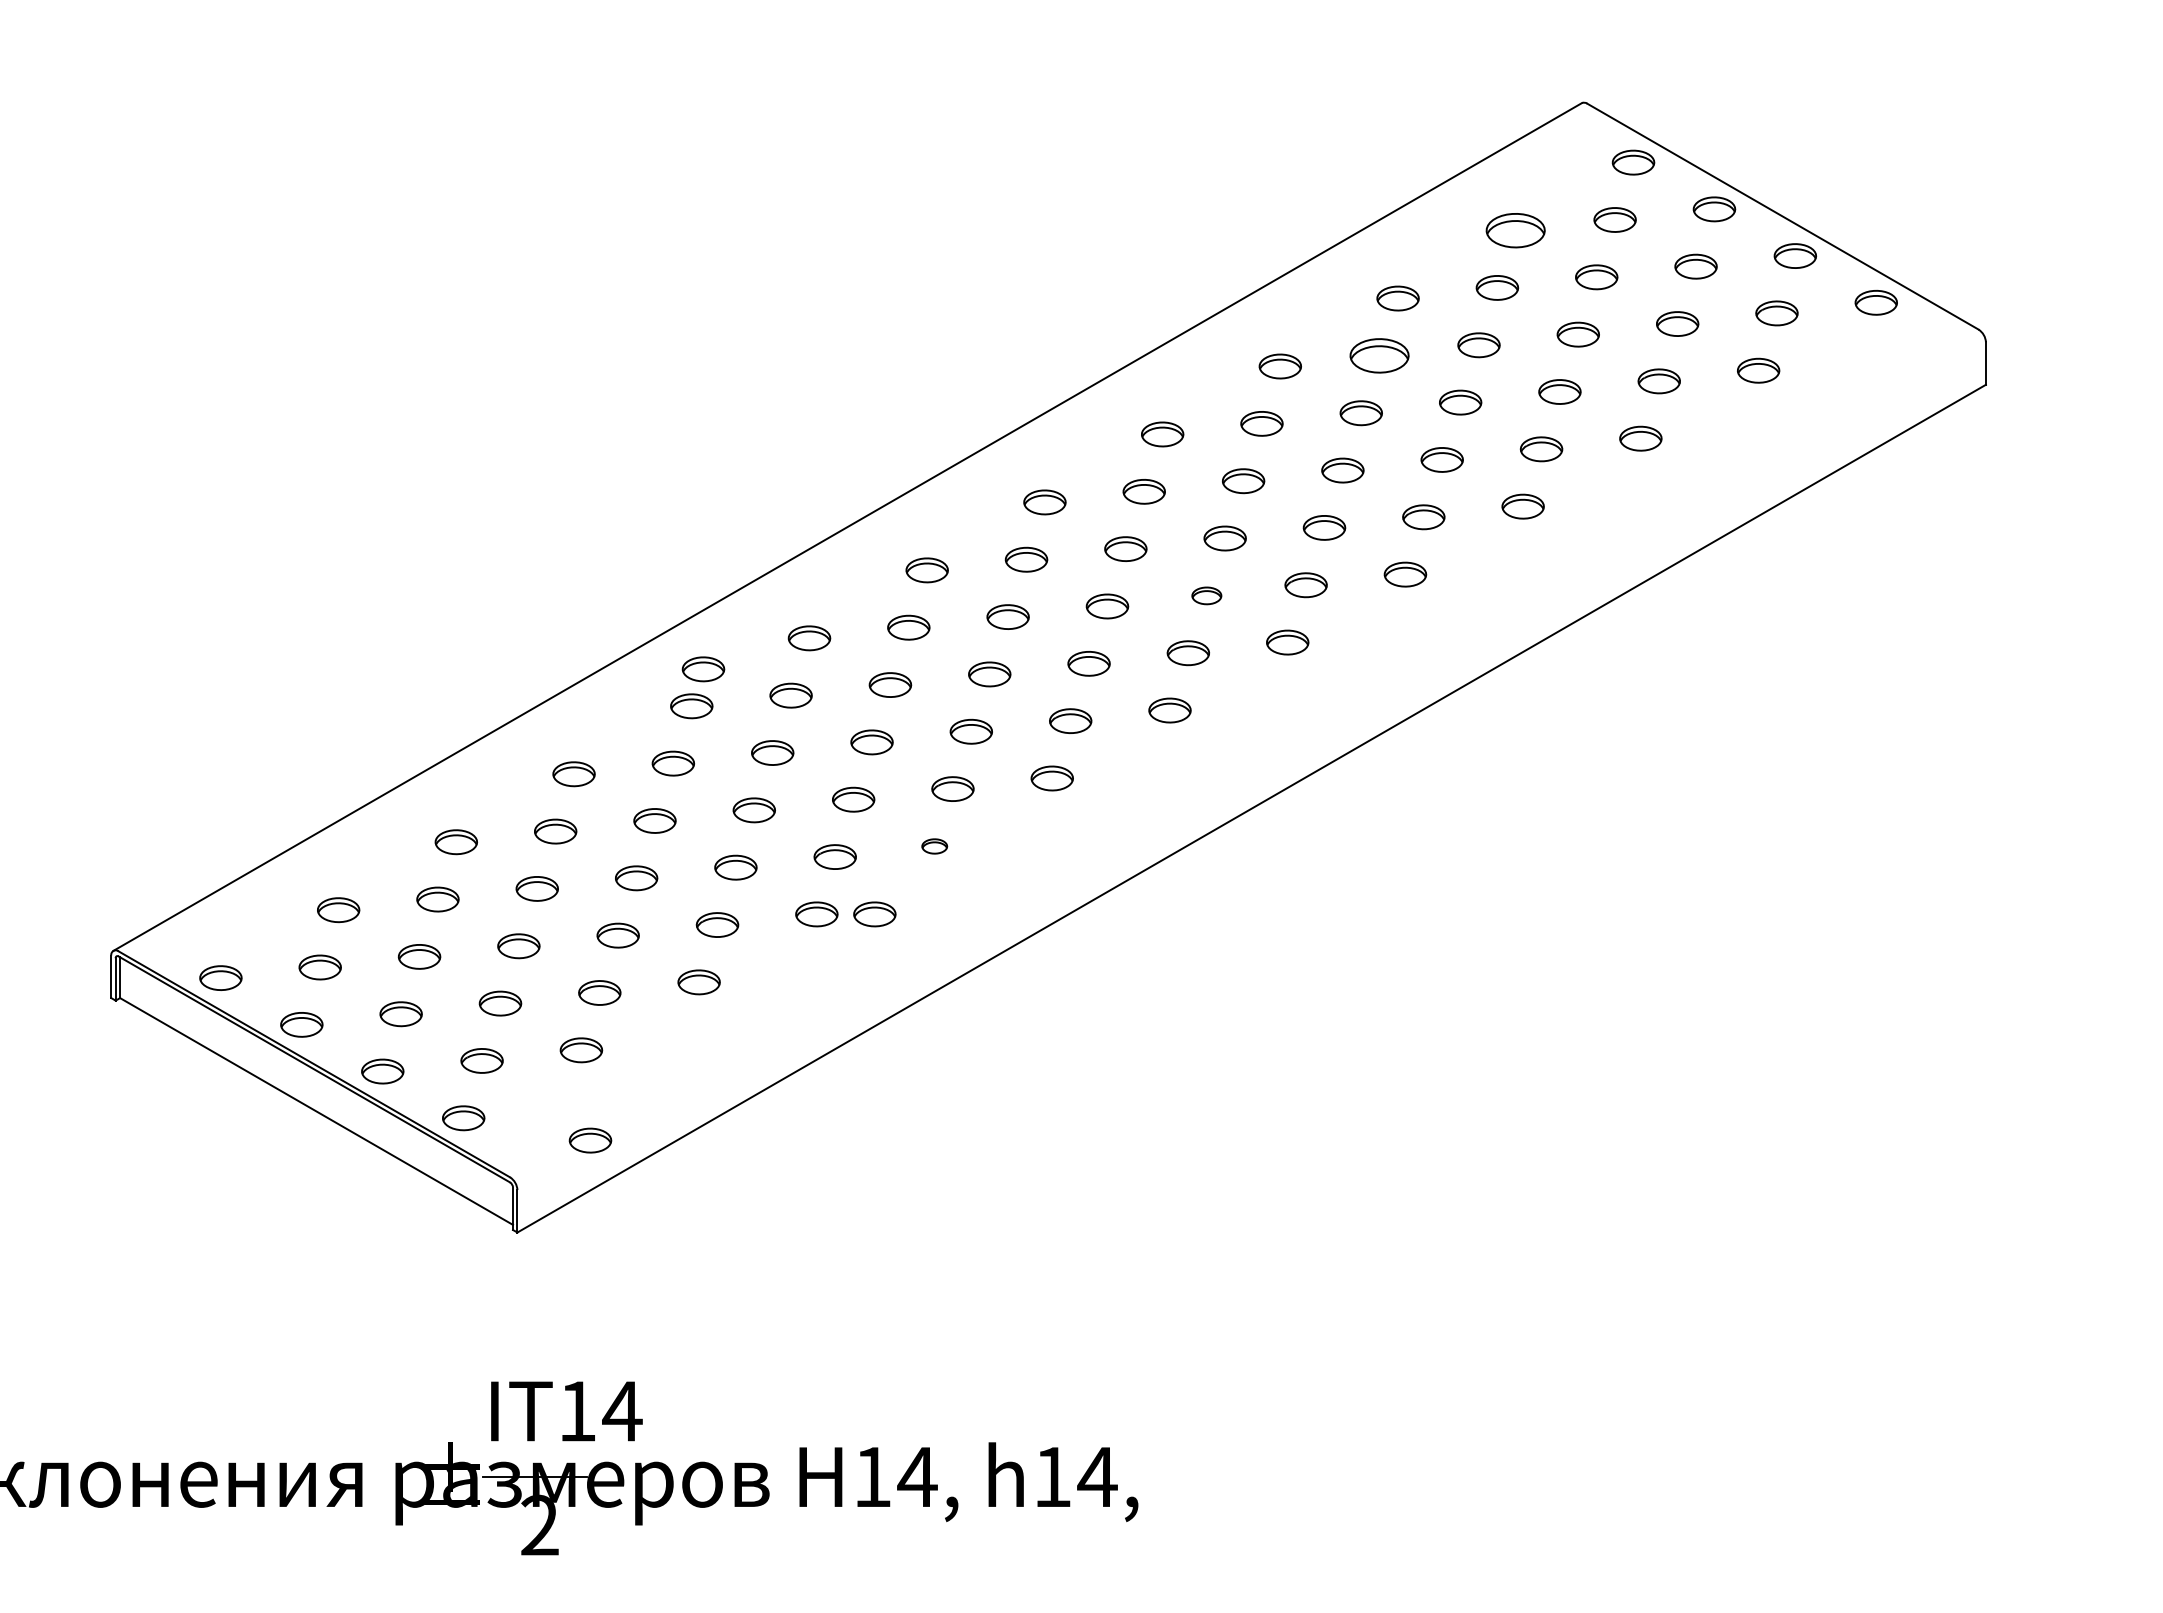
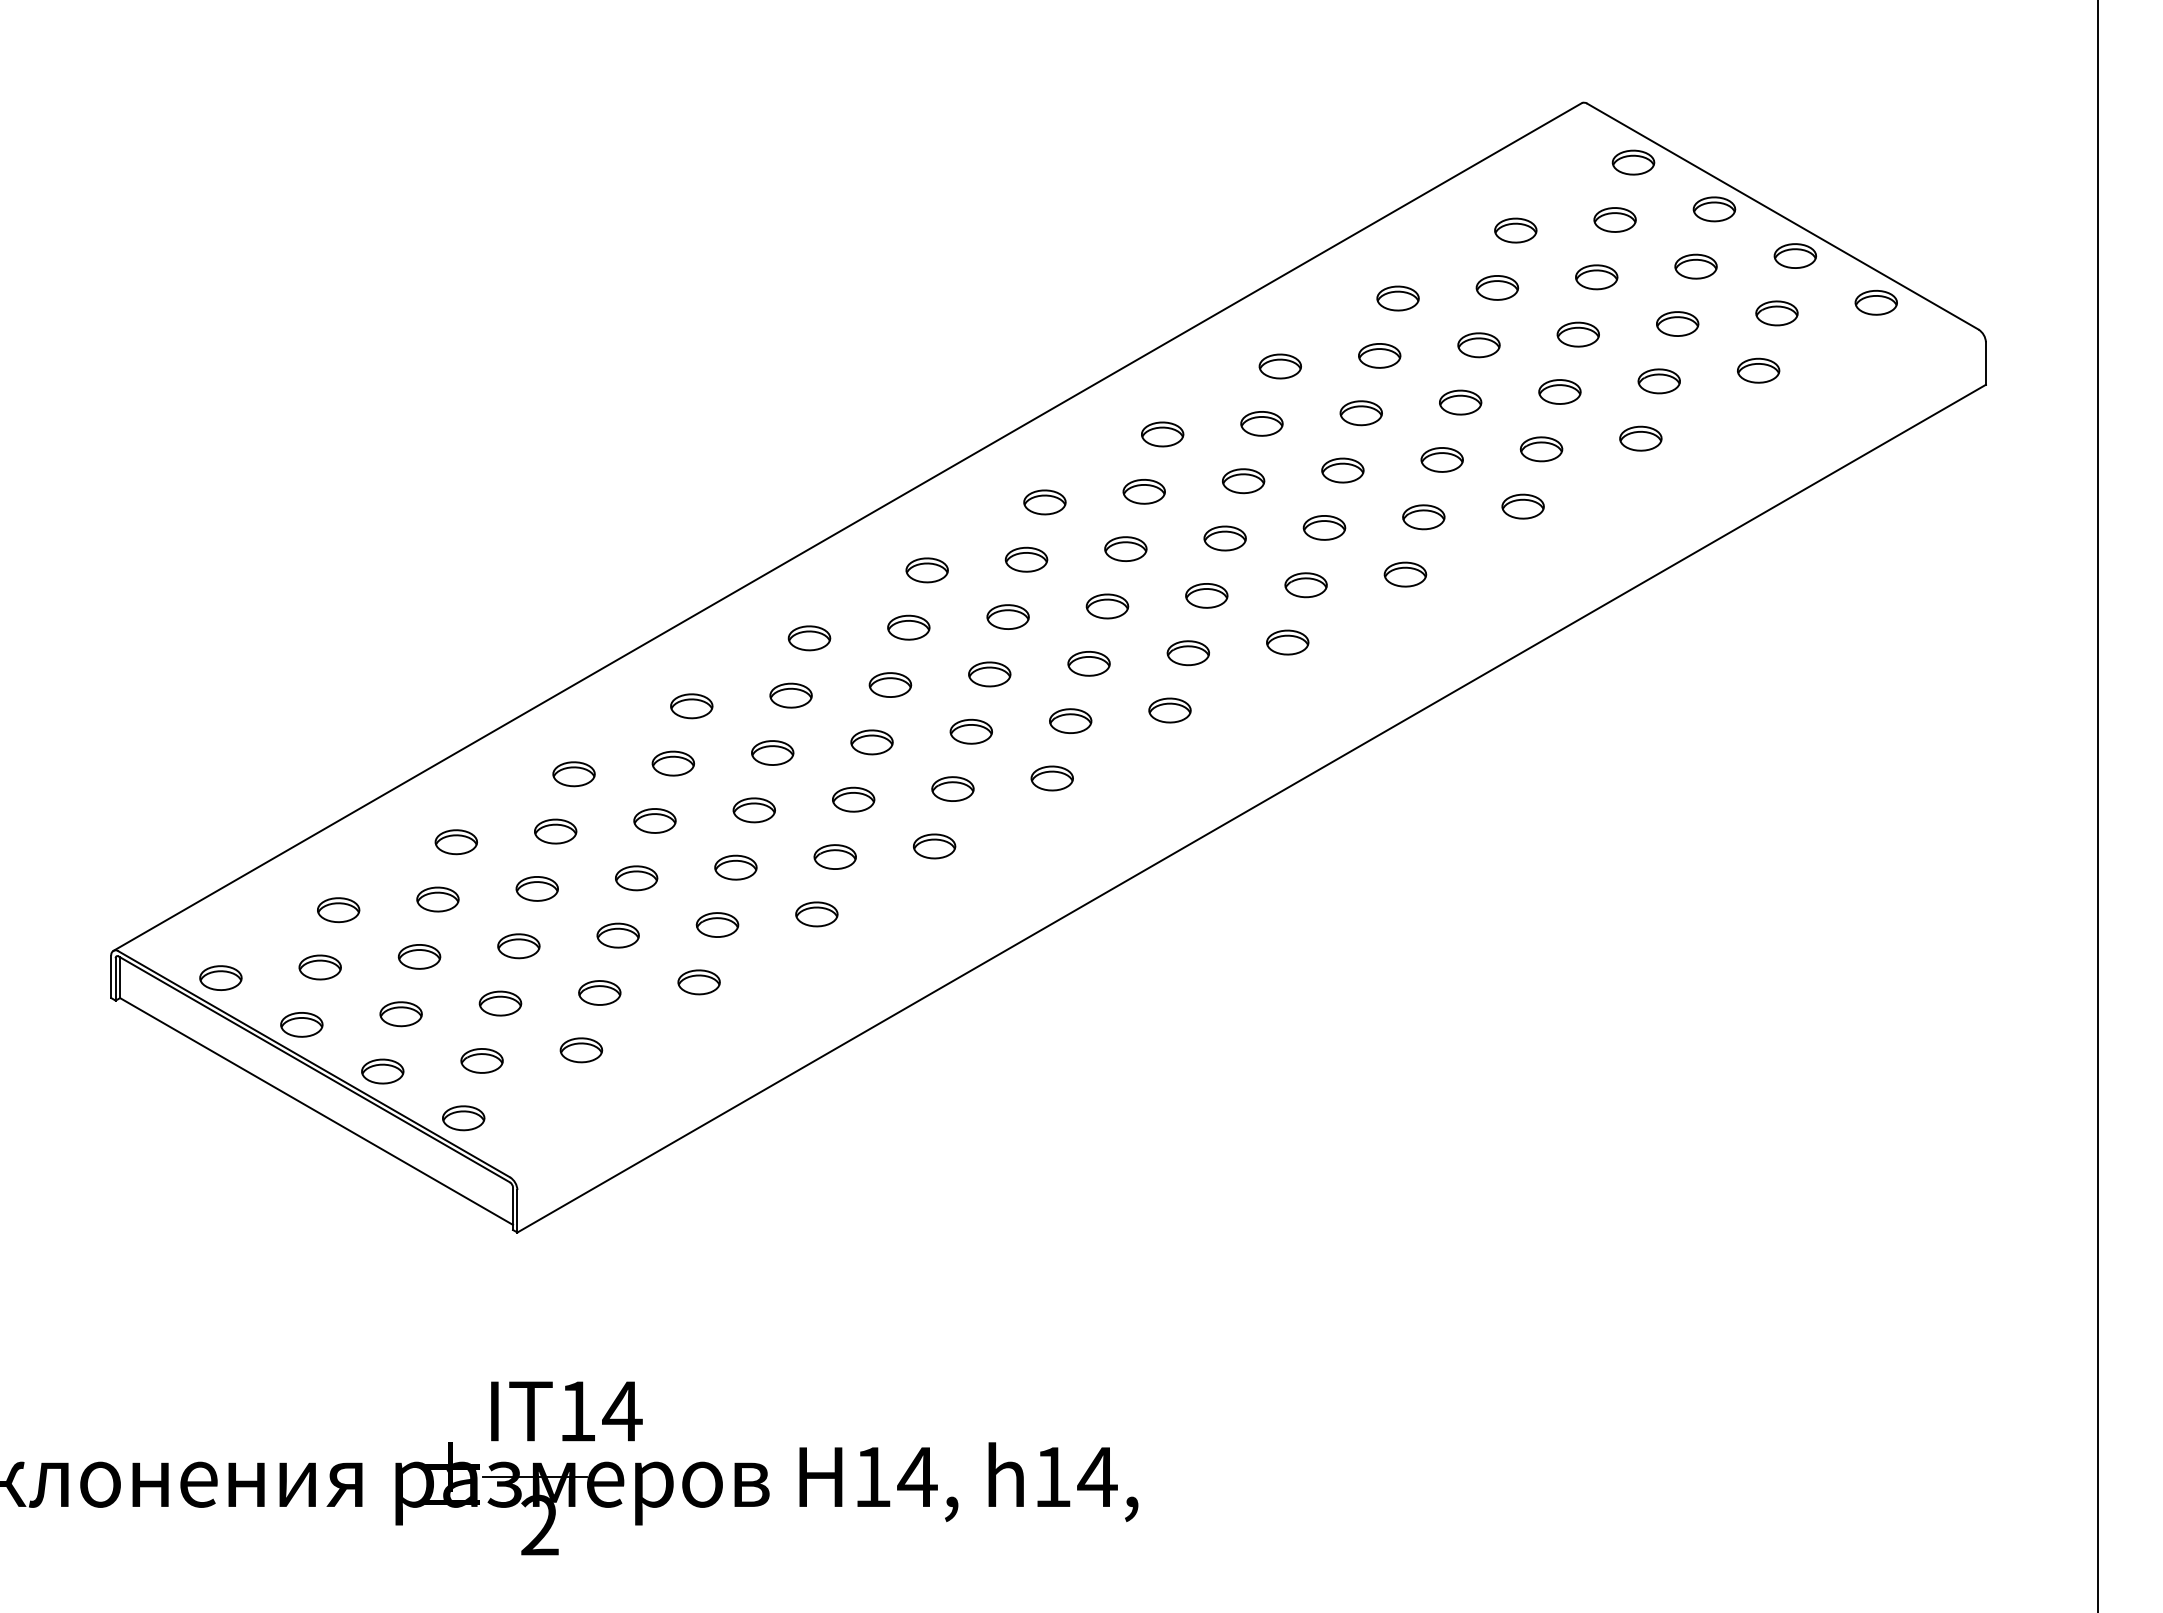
part size: 61x36 px -> 44x27 px (1515, 230)
part size: 61x36 px -> 44x26 px (1379, 355)
part size: 32x20 px -> 44x26 px (1206, 595)
part: present -> none (703, 669)
line: none -> present (2098, 805)
part size: 28x17 px -> 44x27 px (934, 846)
part: present -> none (874, 914)
part: present -> none (590, 1140)
